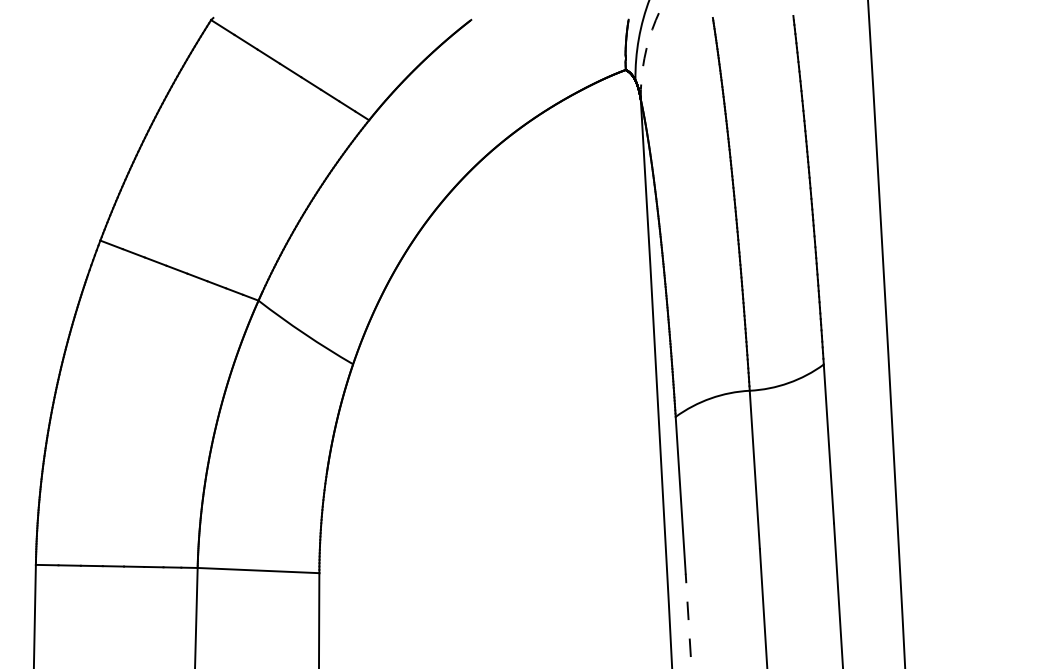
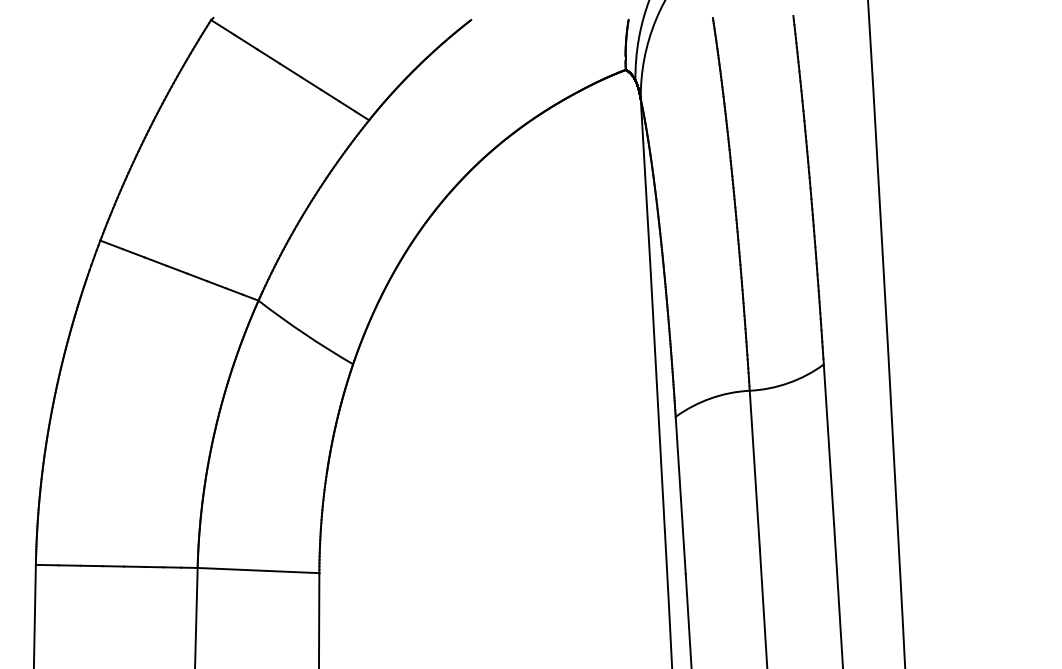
arc: dashed -> solid (646, 48)
line: dashed -> solid (688, 620)
